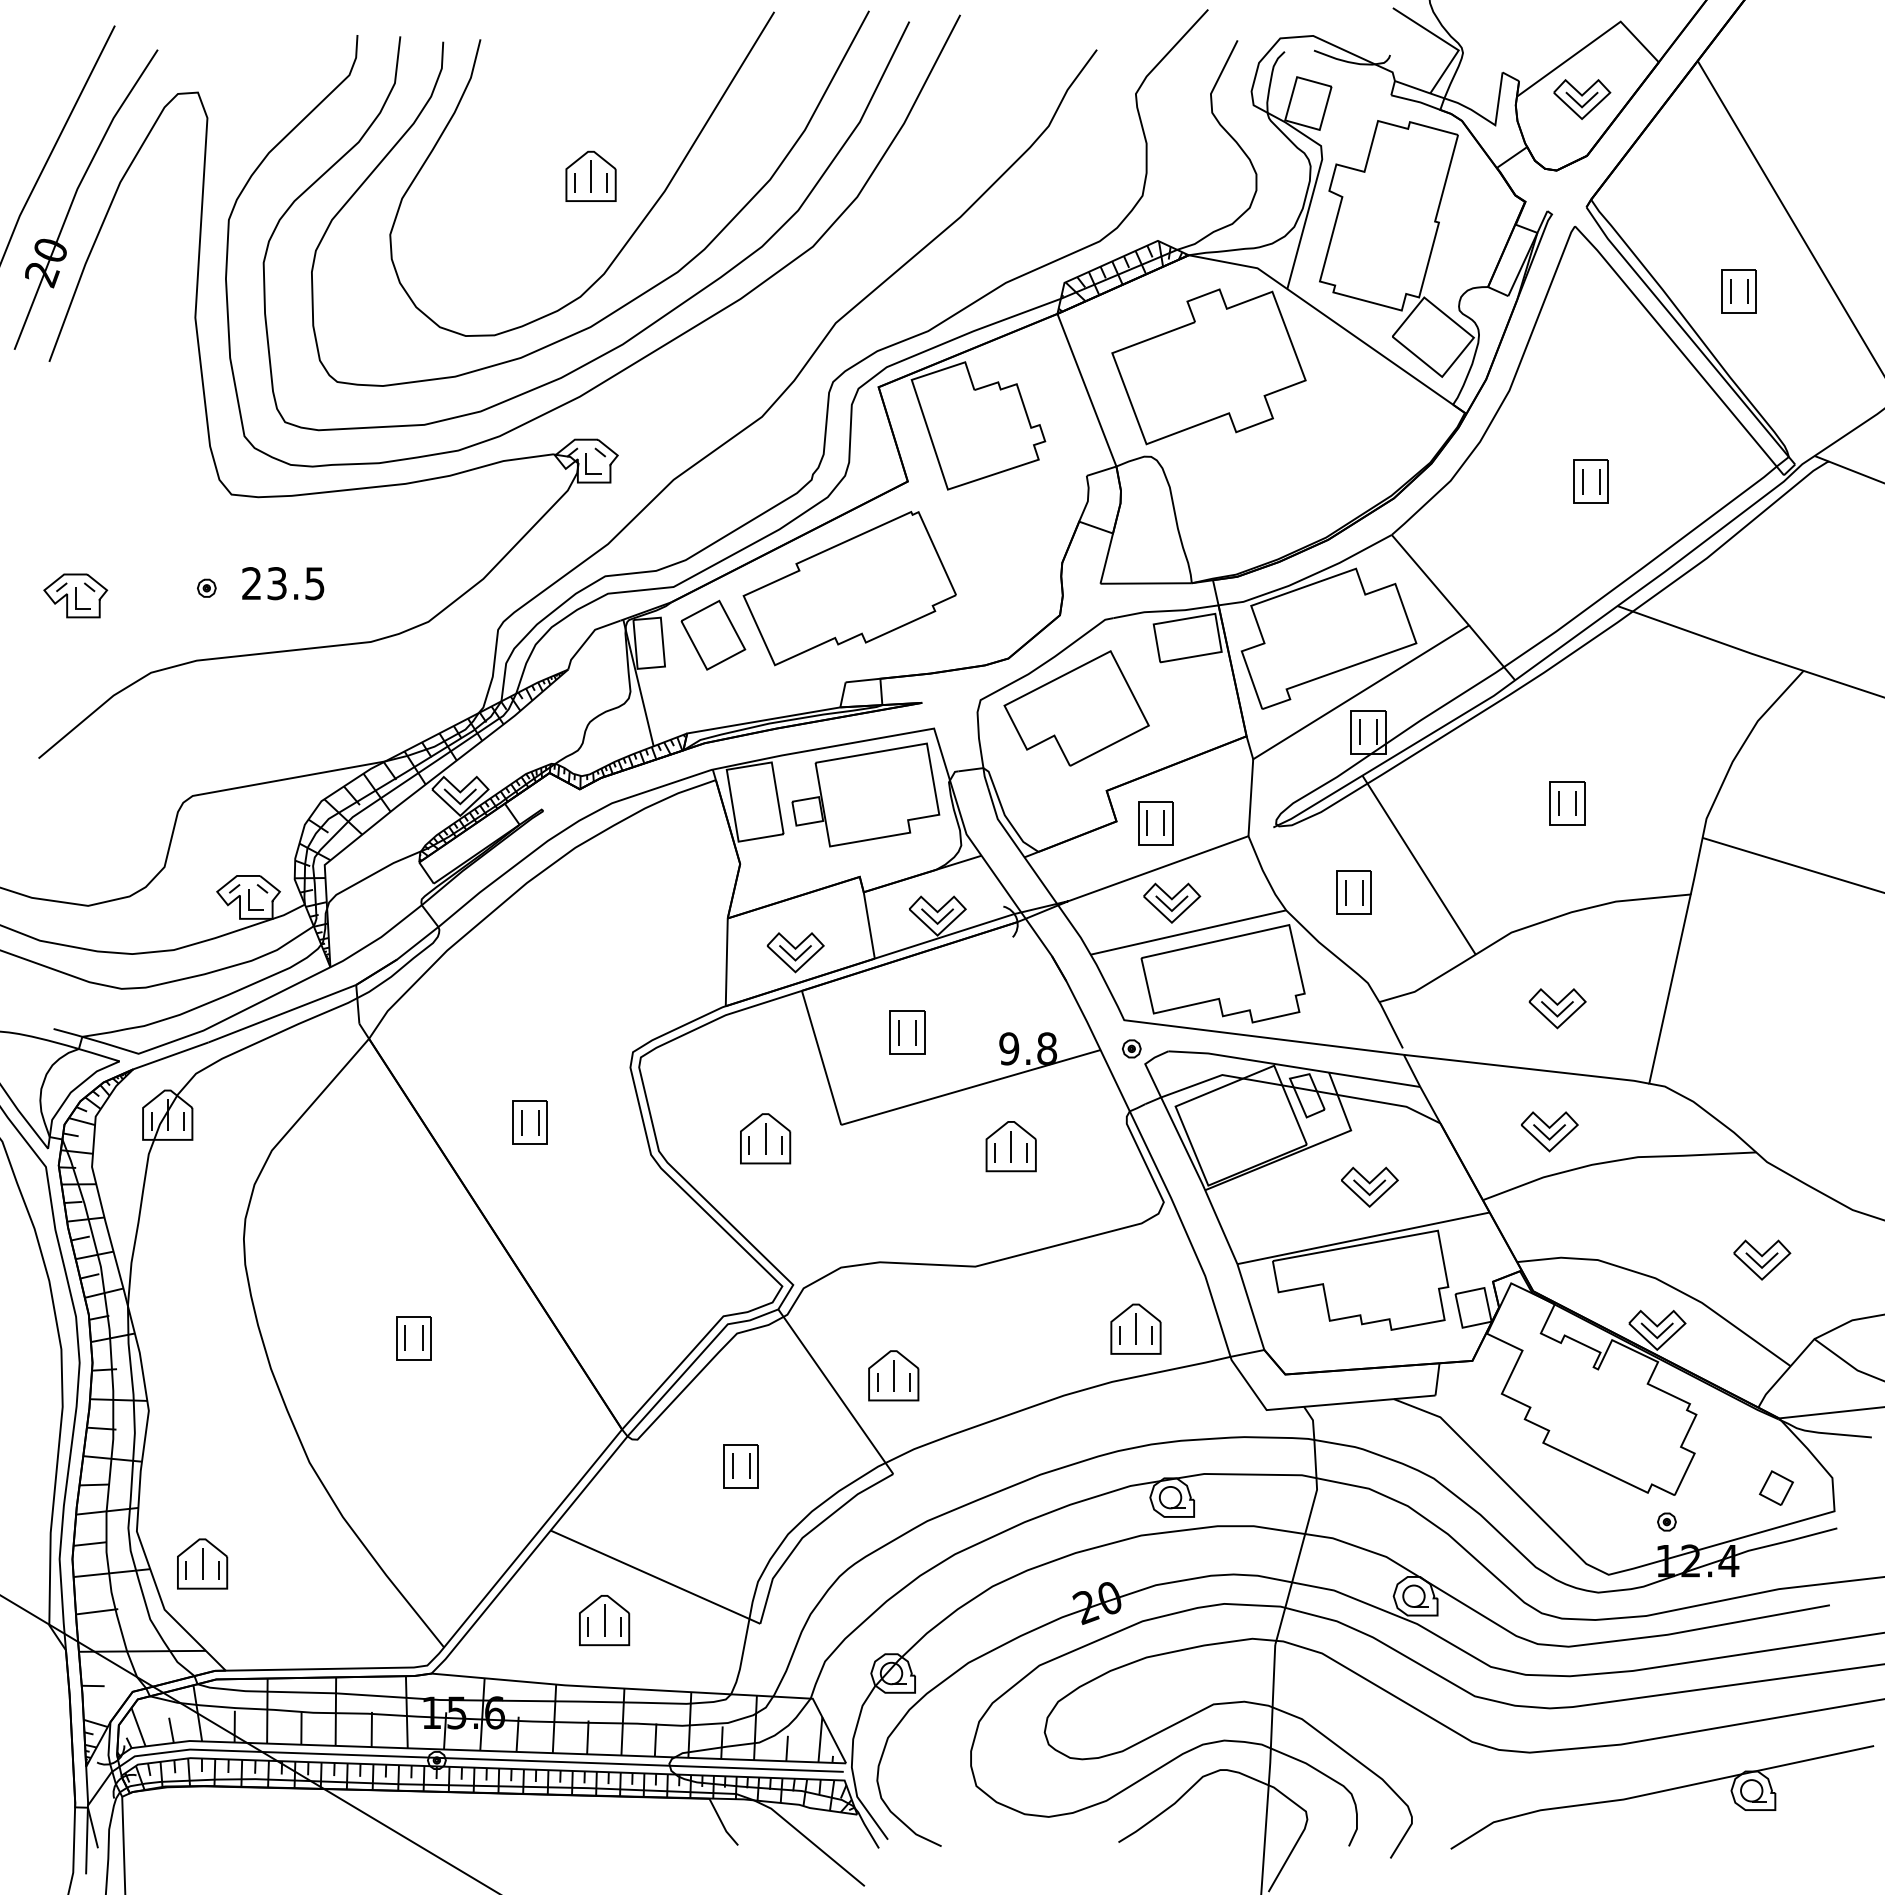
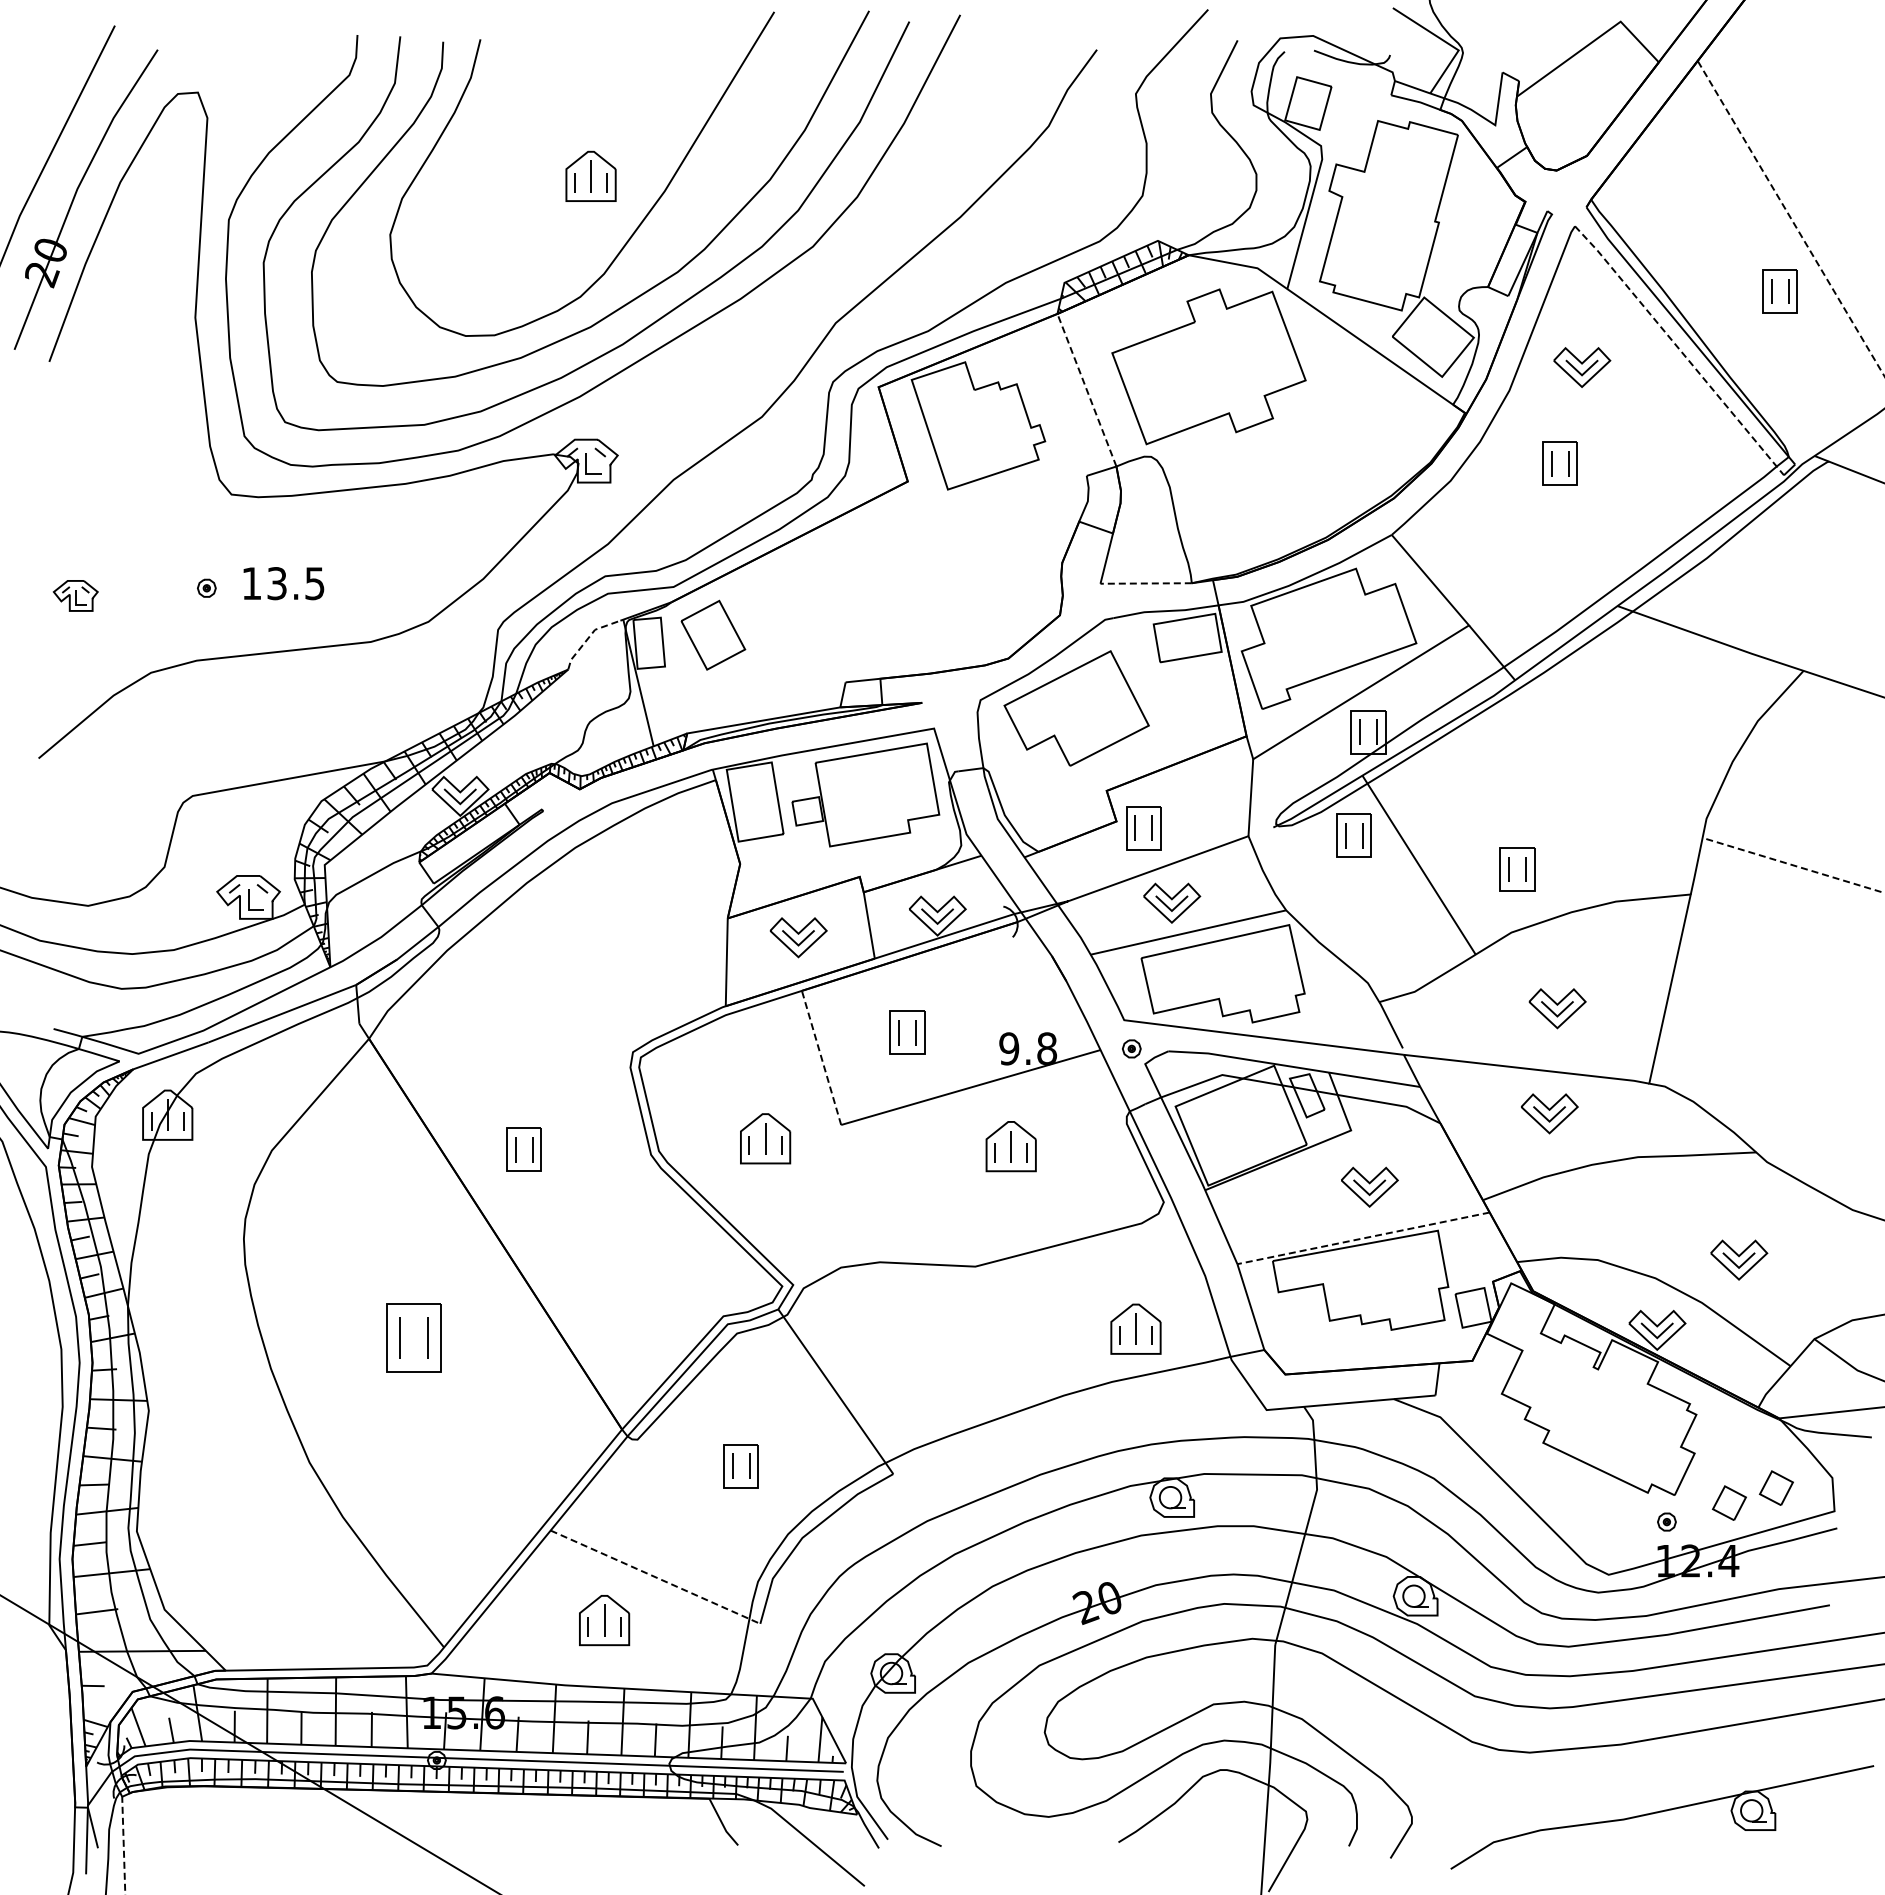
part position: (1582, 99) -> (1582, 367) (1582, 367)
line: solid -> dashed (1790, 218)
part position: (1738, 291) -> (1779, 291) (1779, 291)
line: solid -> dashed (1680, 350)
line: solid -> dashed (1086, 390)
part position: (1590, 481) -> (1559, 463) (1559, 463)
text: 23.5 -> 13.5 (251, 583)
line: solid -> dashed (1146, 583)
part: present -> none (849, 588)
part size: 66x46 px -> 47x32 px (75, 595)
line: solid -> dashed (588, 638)
part position: (1567, 803) -> (1517, 869) (1517, 869)
part position: (1155, 823) -> (1143, 828) (1143, 828)
line: solid -> dashed (1793, 865)
part position: (1353, 892) -> (1353, 835) (1353, 835)
part position: (795, 952) -> (798, 937) (798, 937)
line: solid -> dashed (821, 1057)
part position: (529, 1122) -> (523, 1149) (523, 1149)
part position: (1549, 1131) -> (1549, 1113) (1549, 1113)
line: solid -> dashed (1363, 1238)
part position: (1762, 1259) -> (1739, 1259) (1739, 1259)
part size: 36x45 px -> 56x70 px (413, 1337)
part: present -> none (893, 1375)
part: none -> present (1729, 1502)
part: present -> none (202, 1563)
line: solid -> dashed (656, 1577)
part position: (1662, 1797) -> (1662, 1817) (1662, 1817)
line: solid -> dashed (123, 1845)
